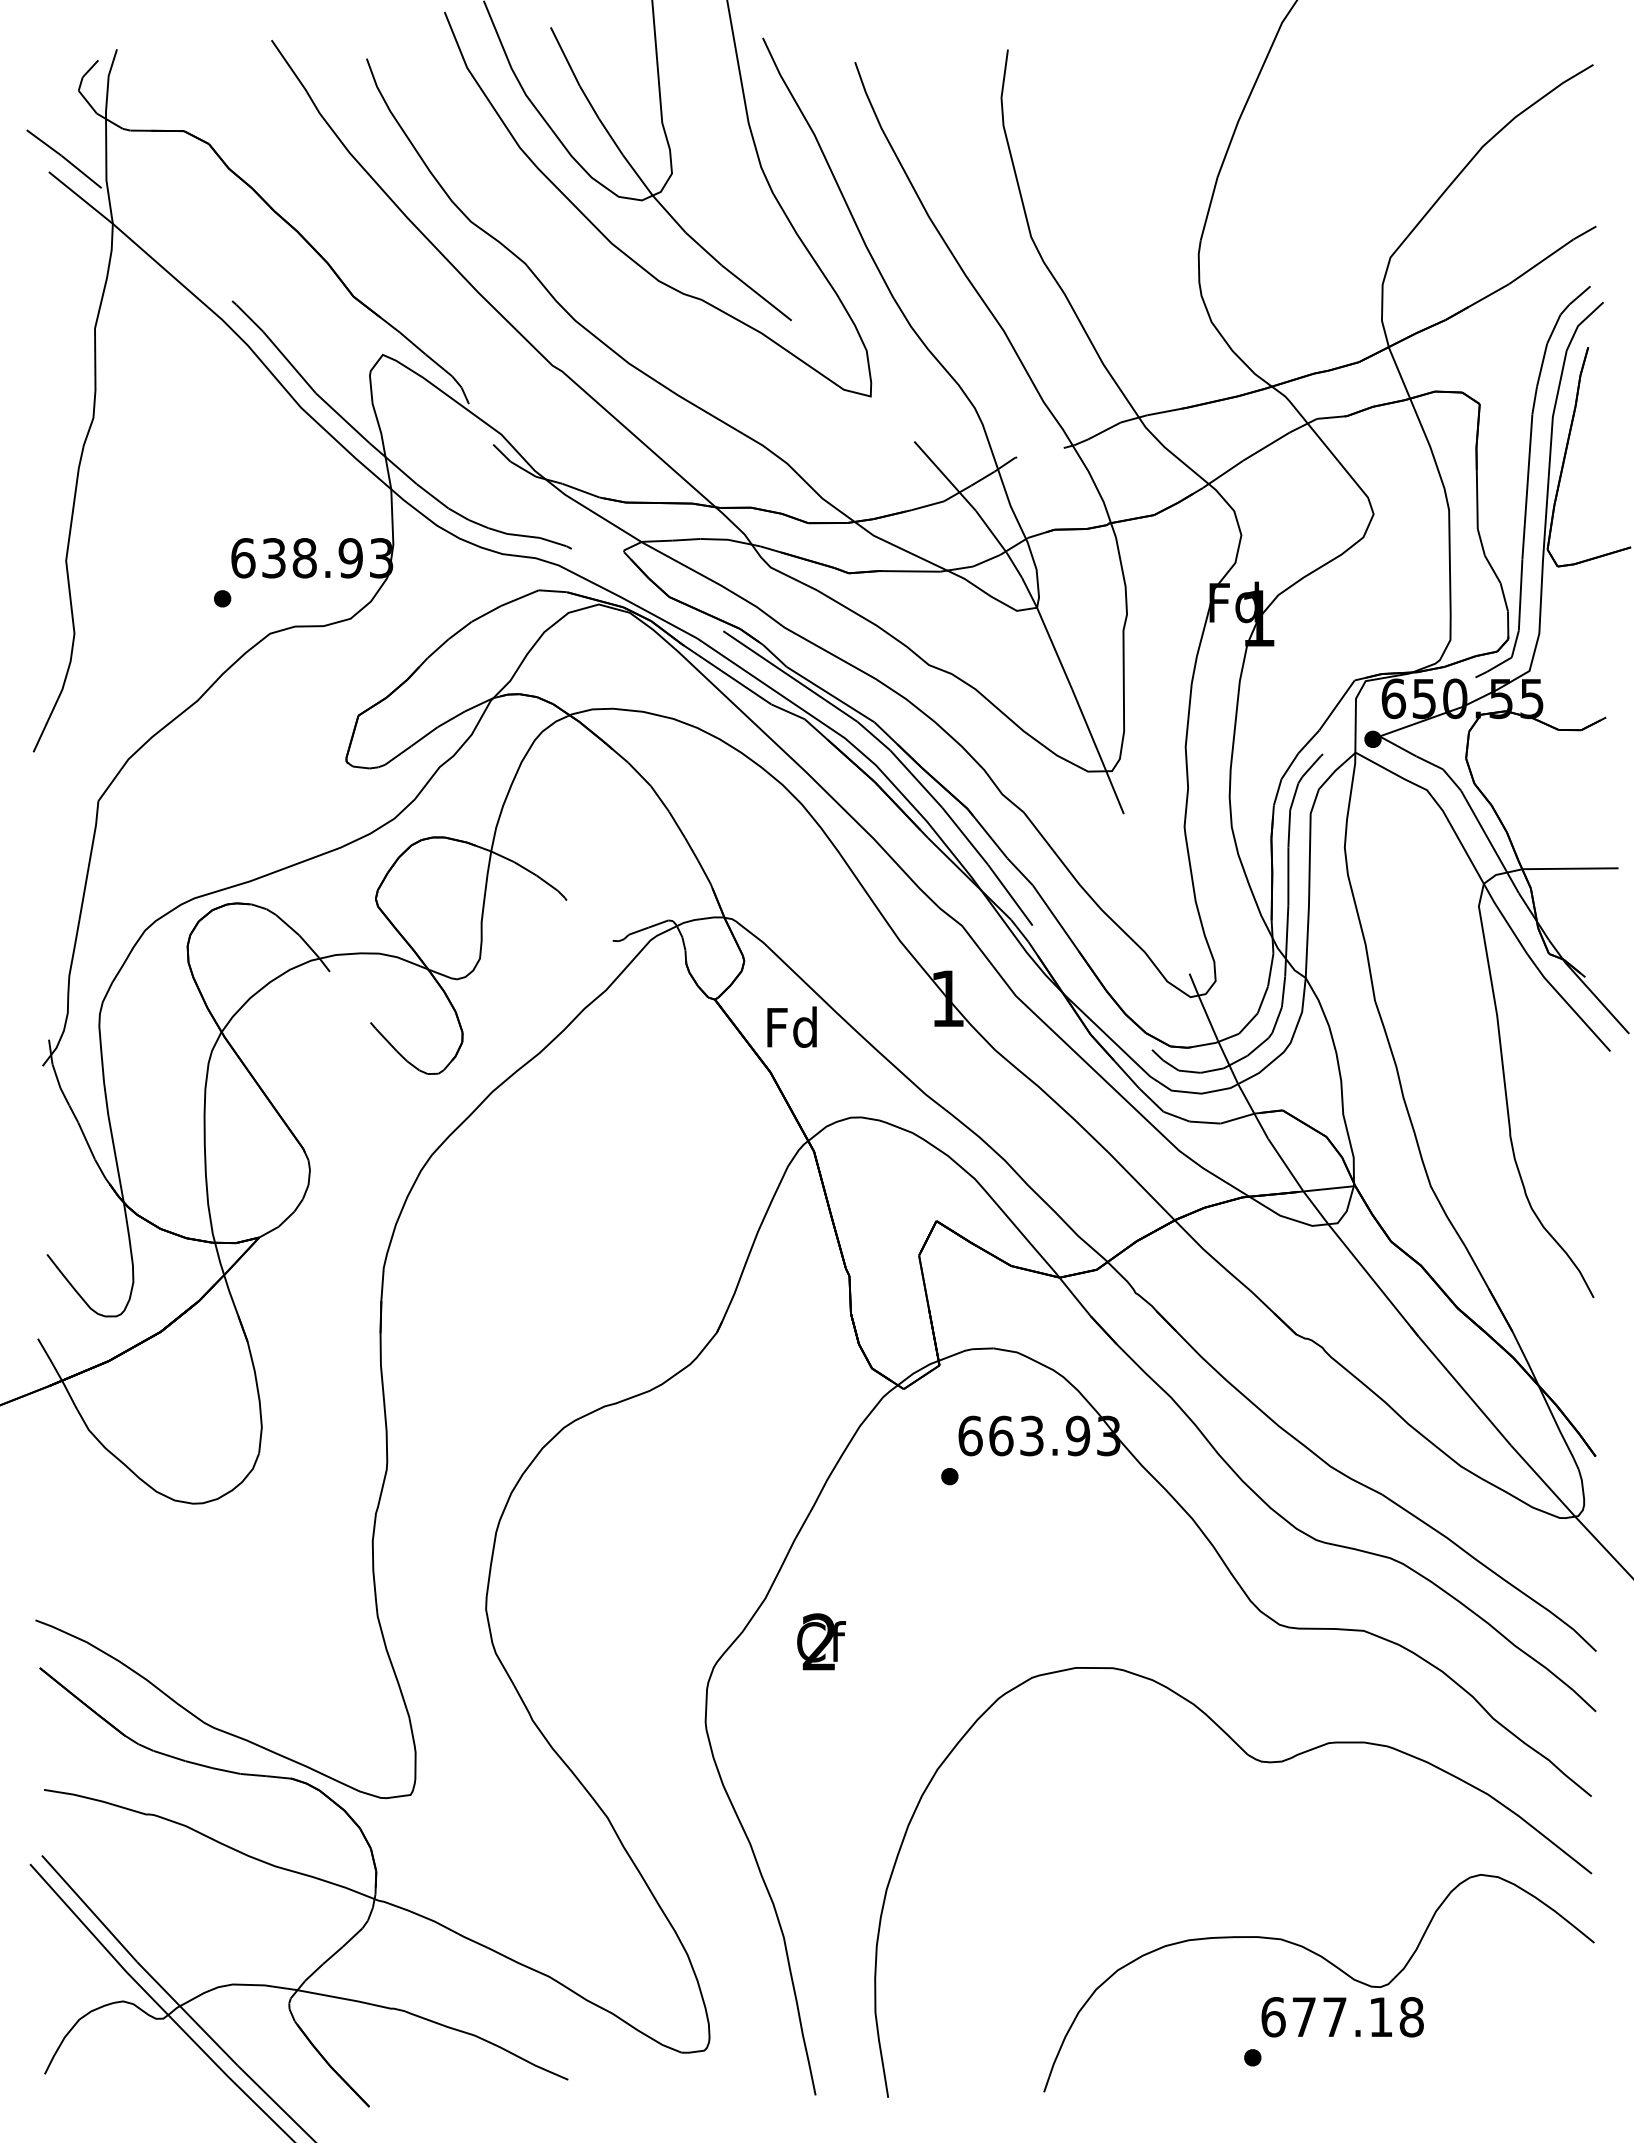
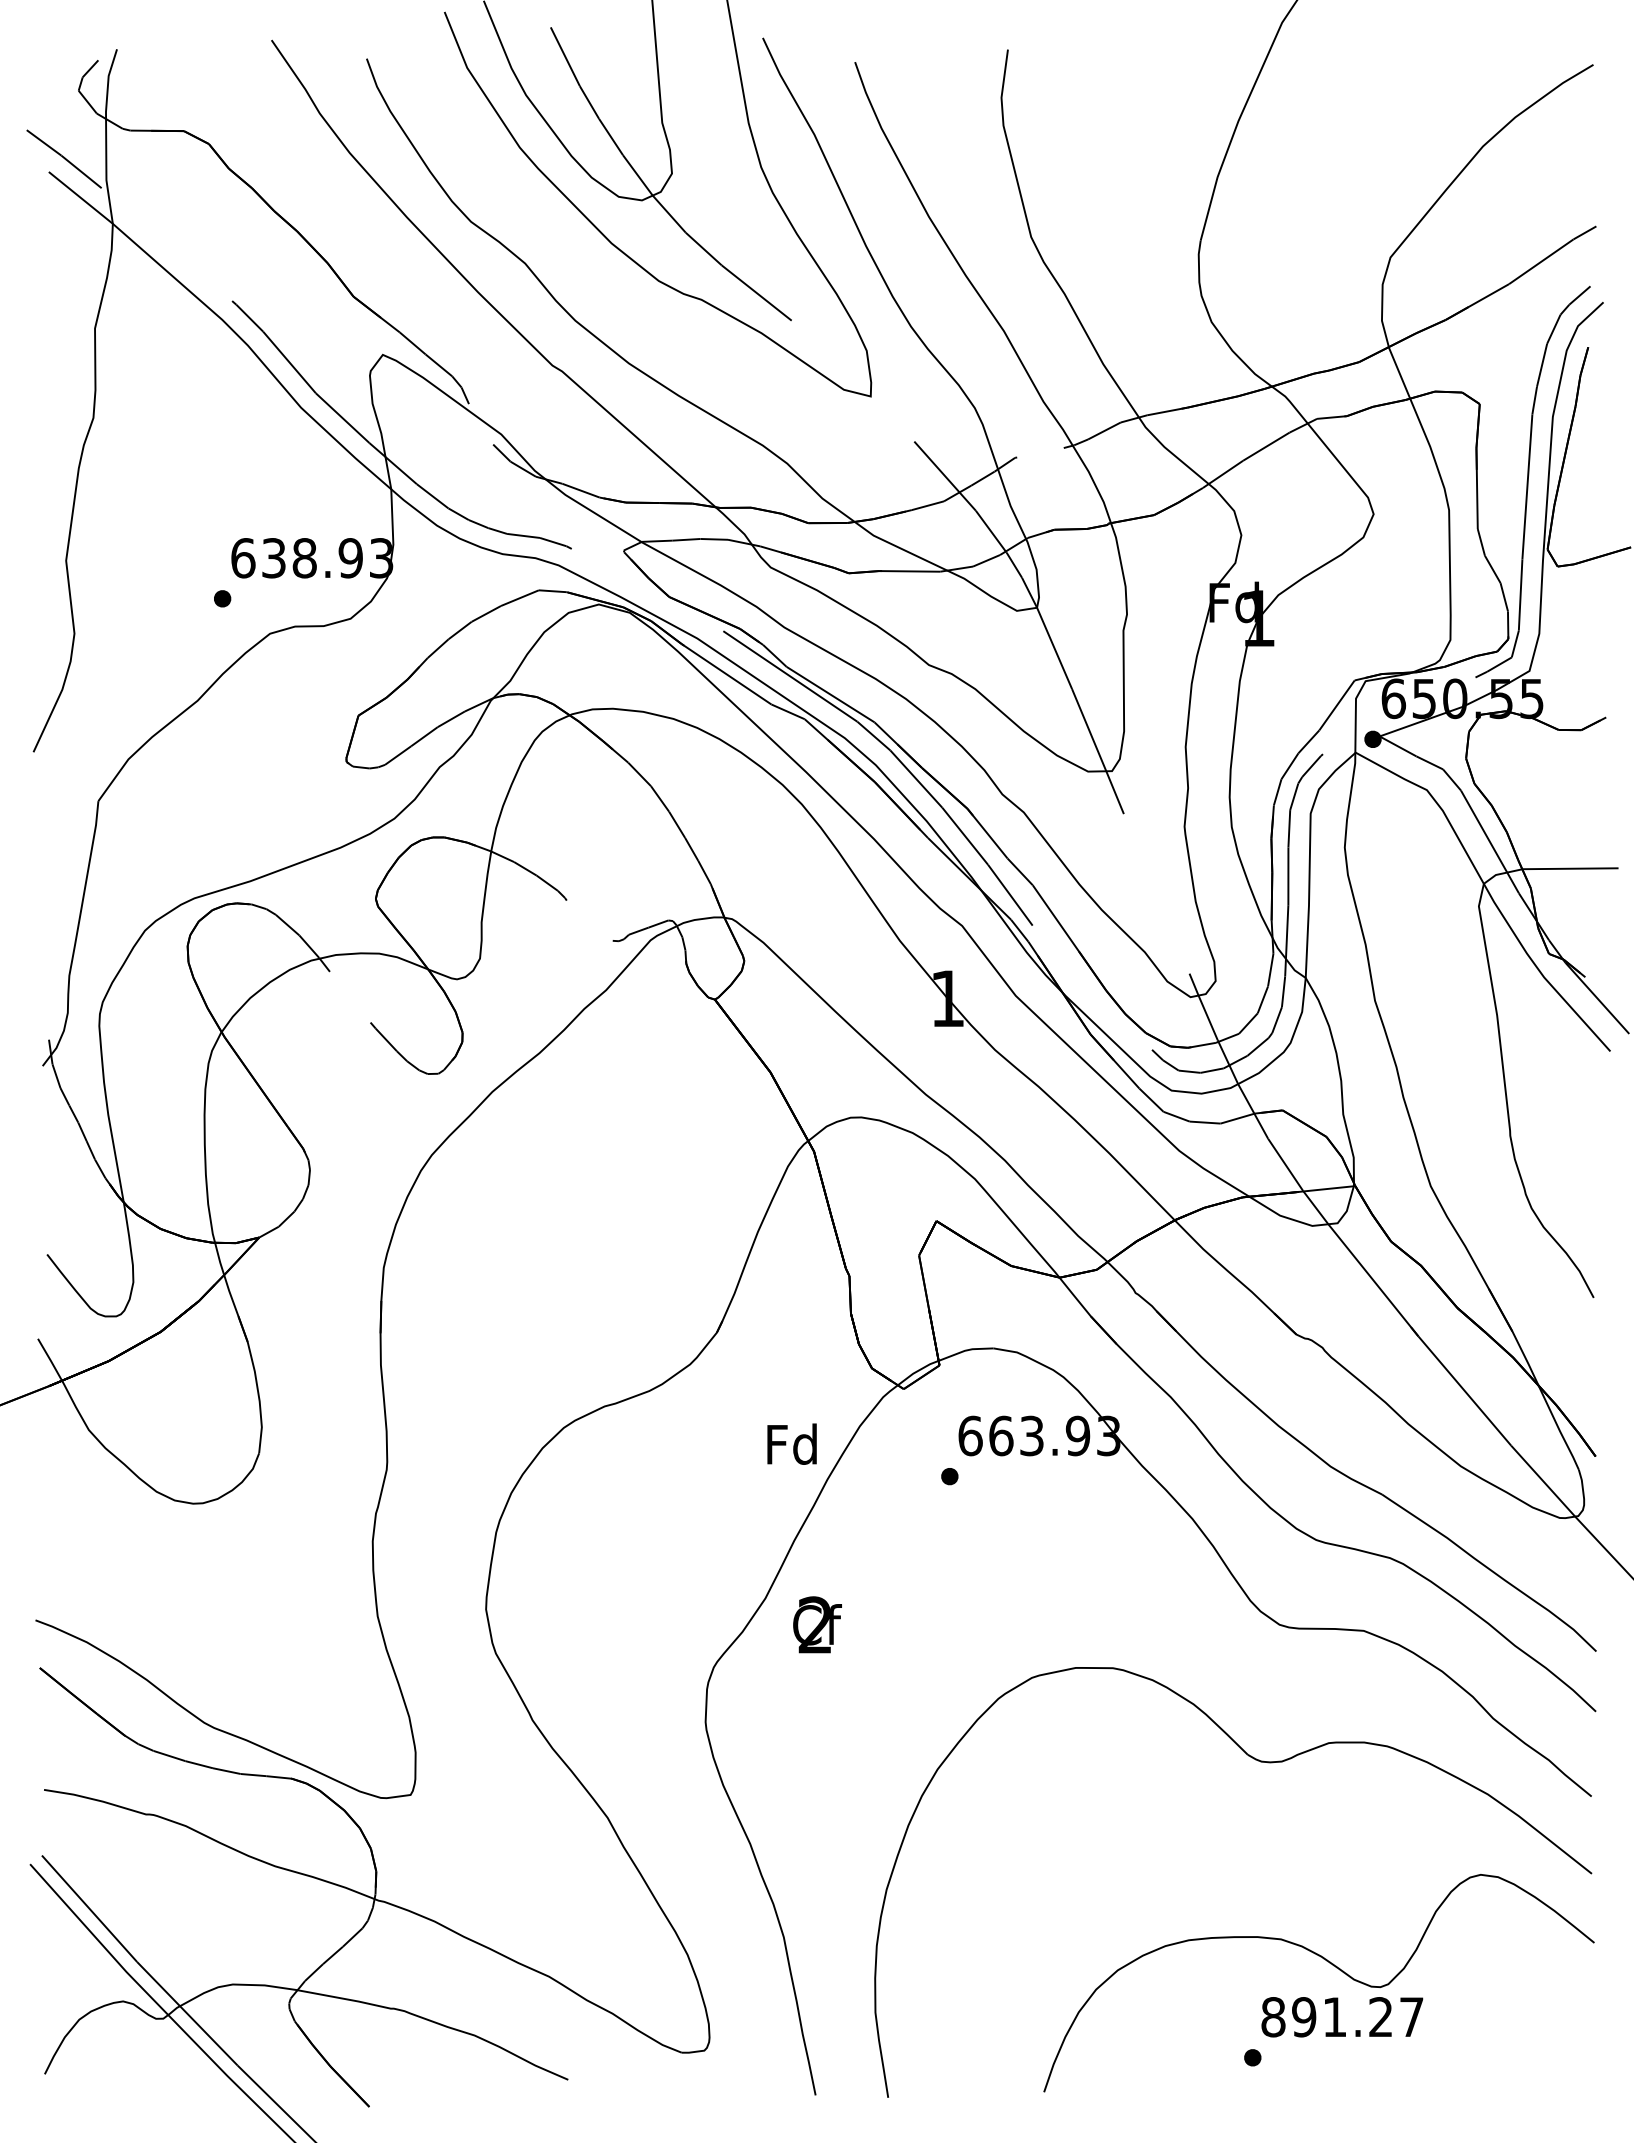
text position: (791, 1026) -> (791, 1443) (791, 1443)
text position: (821, 1641) -> (817, 1624) (817, 1624)
text: 677.18 -> 891.27 (1342, 2017)
